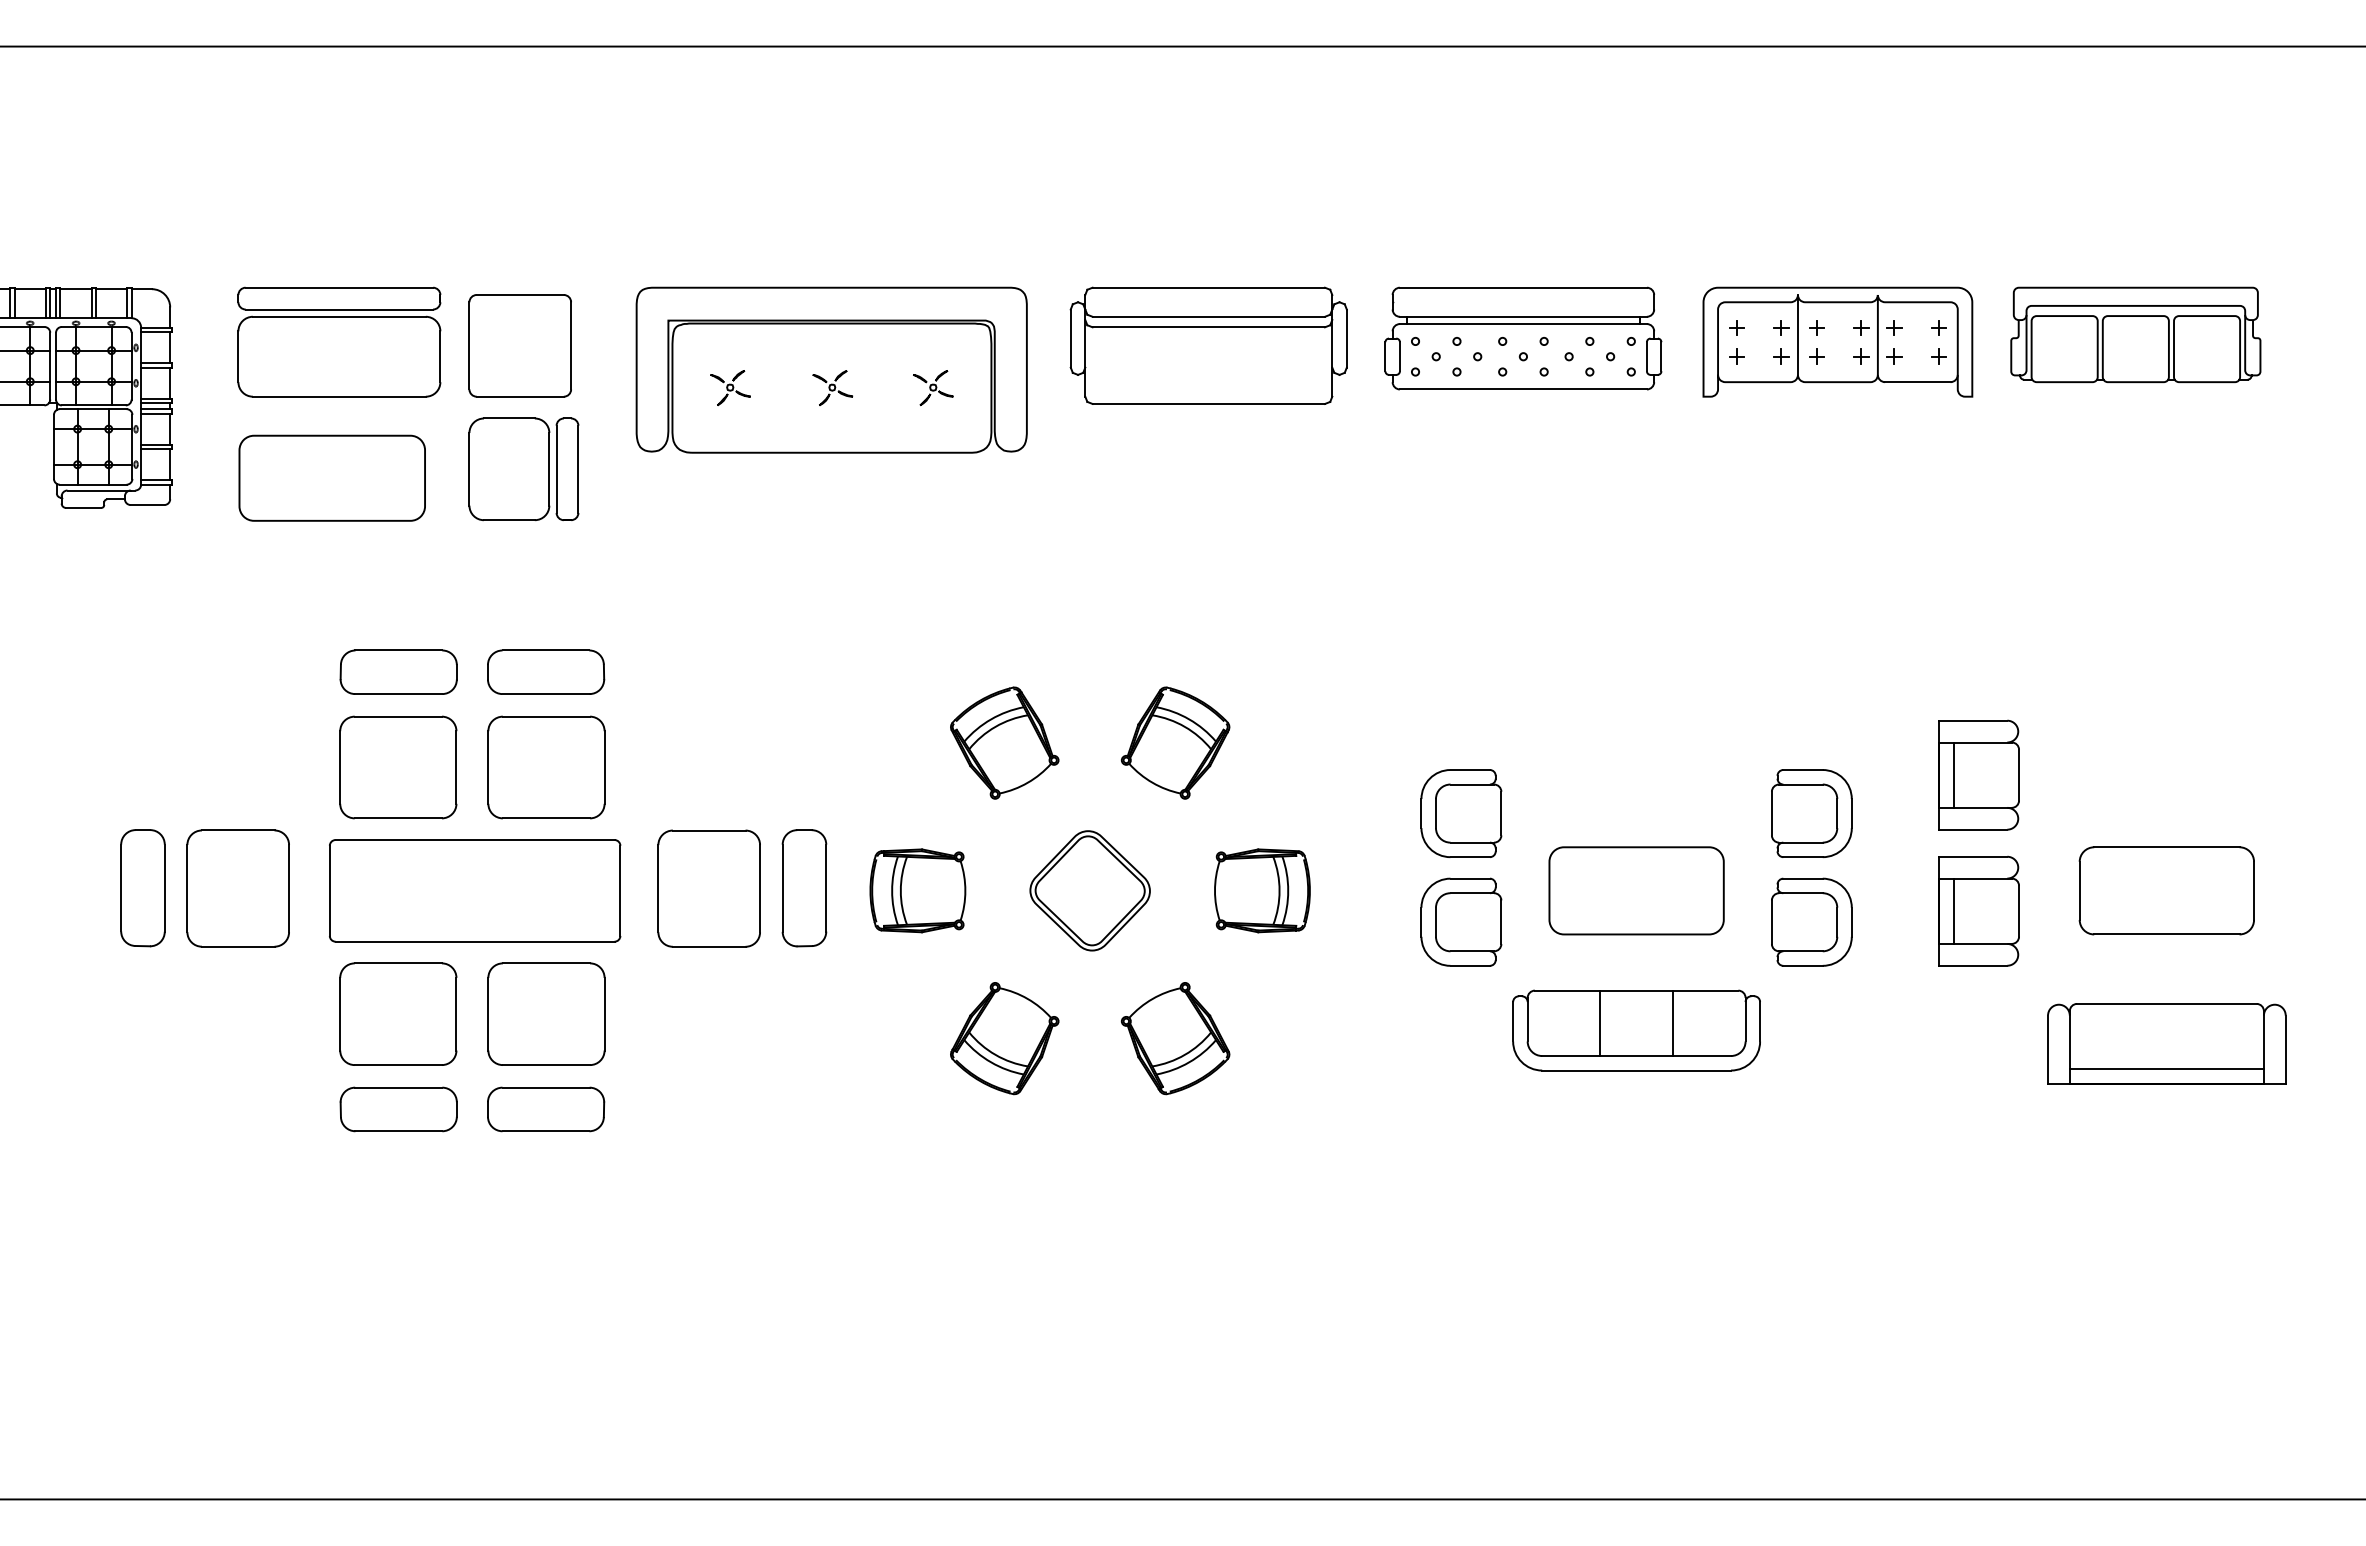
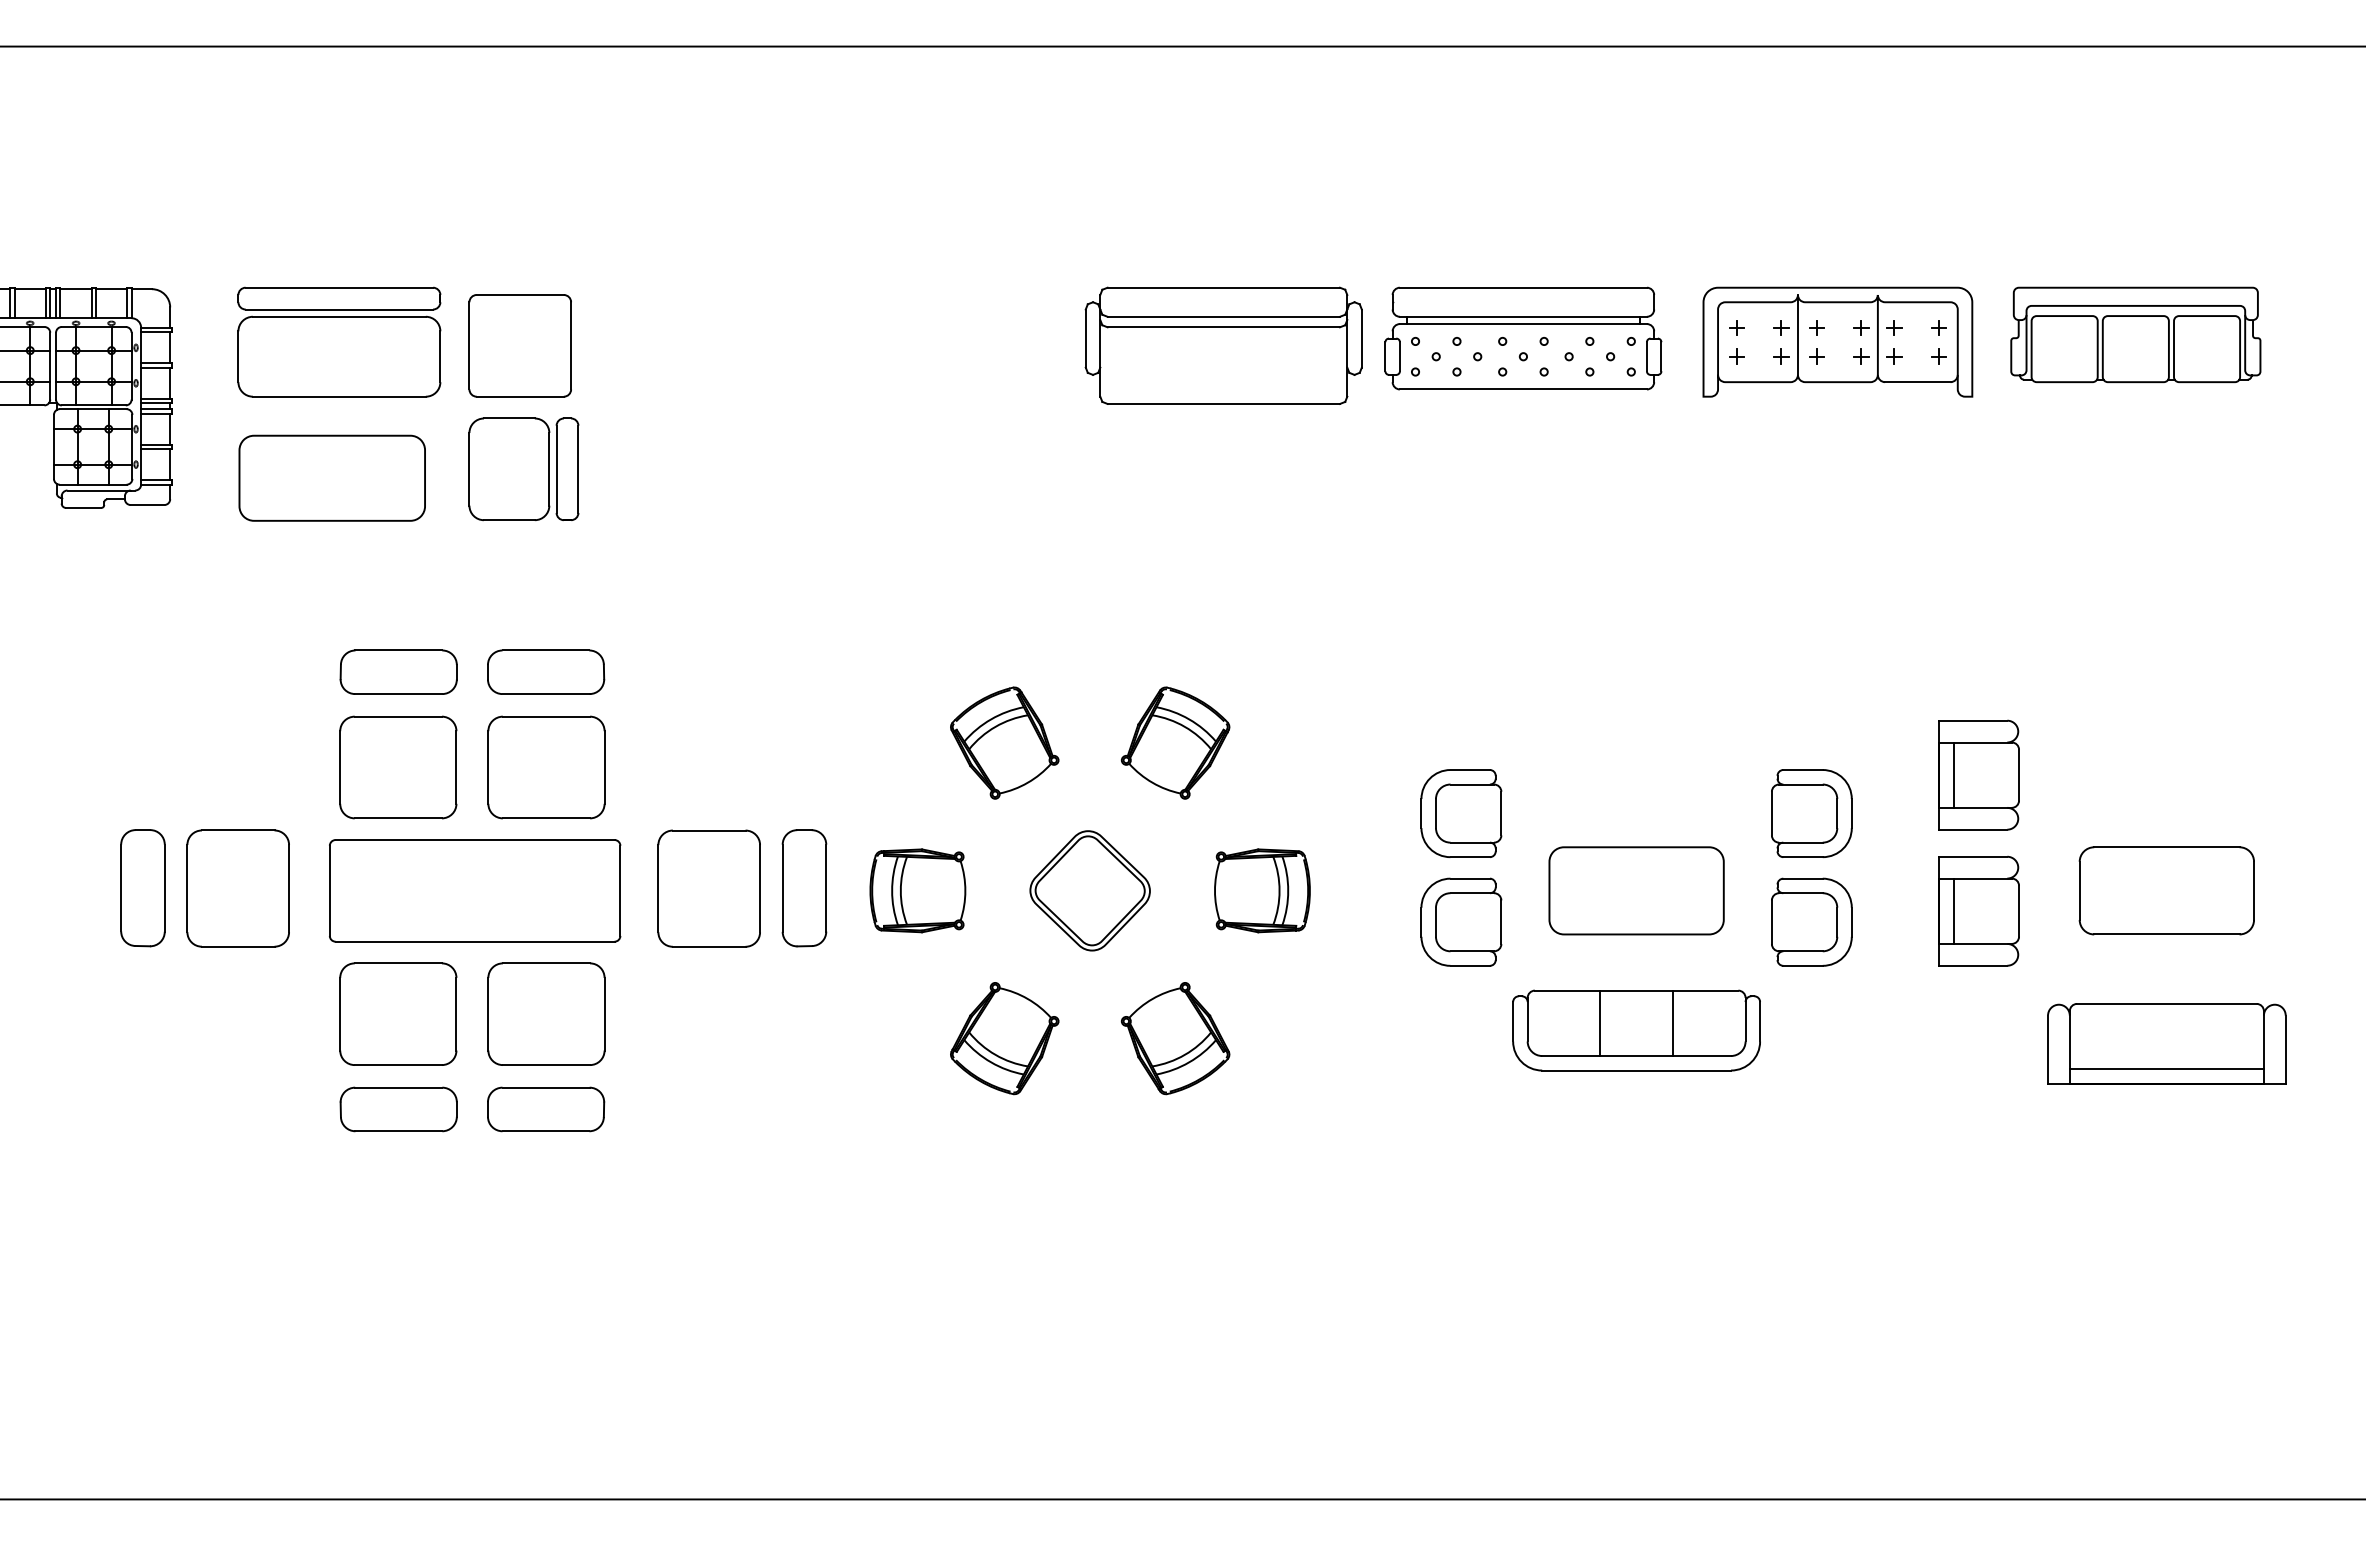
part position: (1208, 345) -> (1223, 345) (1223, 345)
part: present -> none (831, 369)
